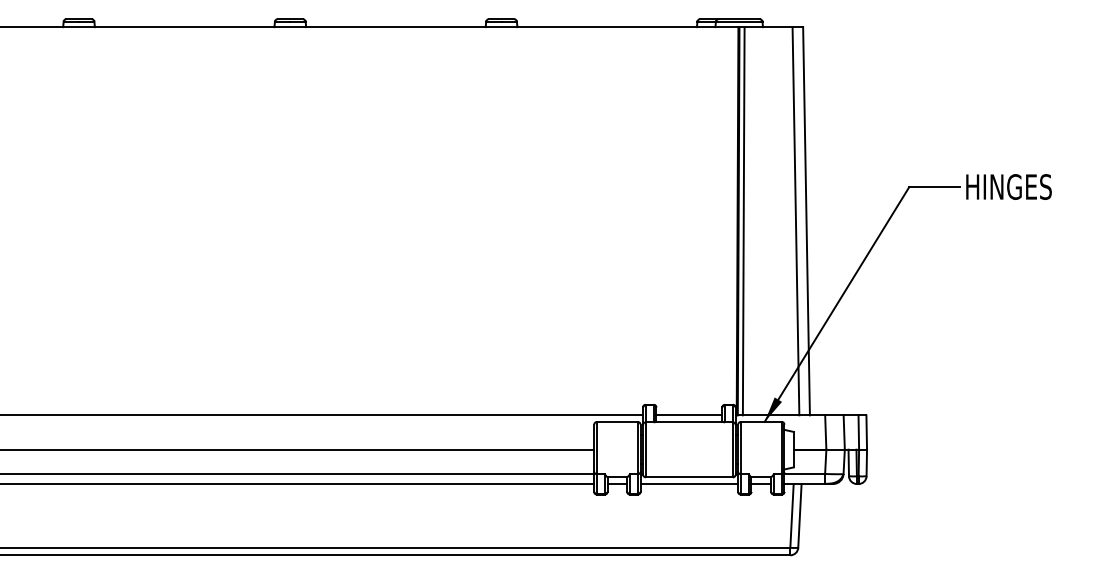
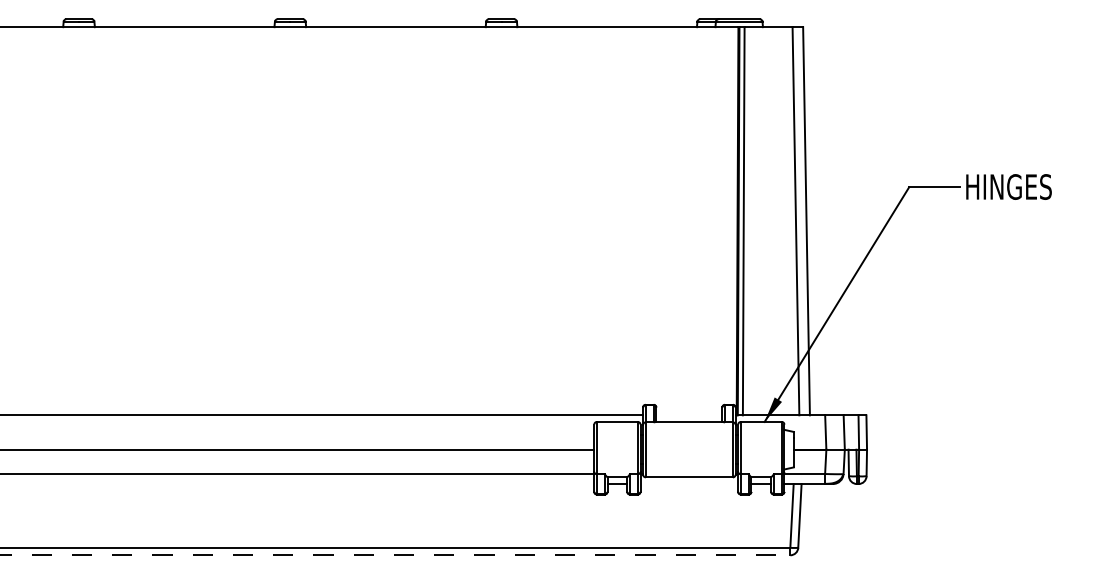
line: present -> none (689, 415)
line: present -> none (298, 484)
line: present -> none (689, 484)
line: solid -> dashed (395, 555)
